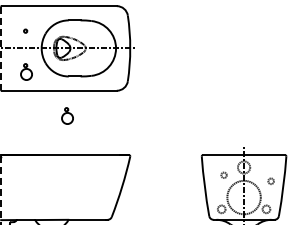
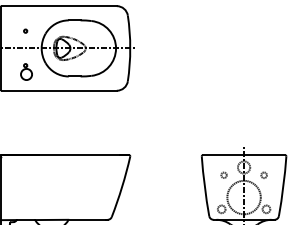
line: dashed -> solid (0, 48)
part: present -> none (67, 115)
circle position: (270, 180) -> (263, 174) (263, 174)
line: dashed -> solid (0, 190)
